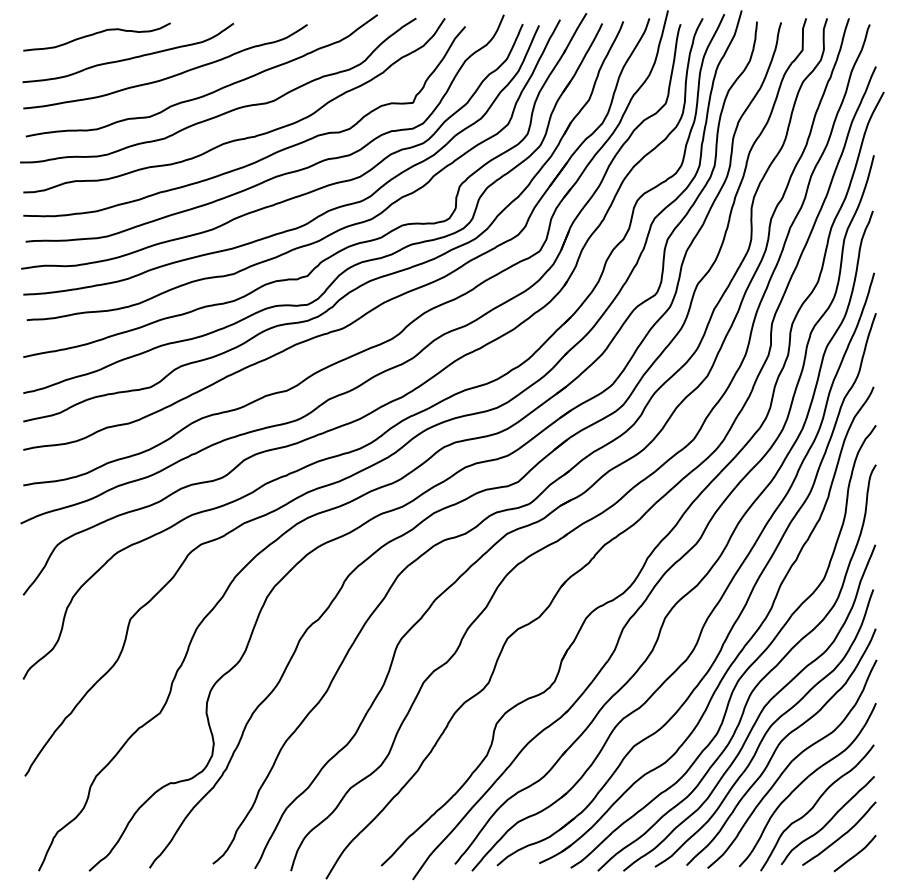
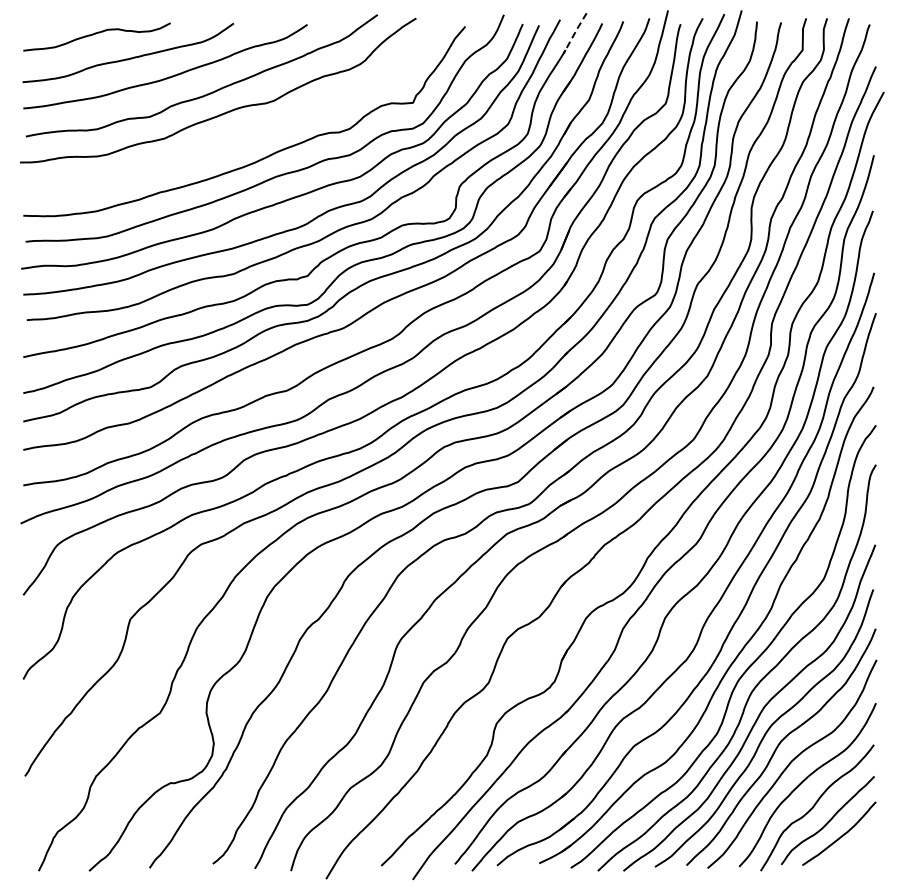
line: solid -> dashed (574, 33)
curve: present -> none (238, 138)
curve: present -> none (855, 854)
